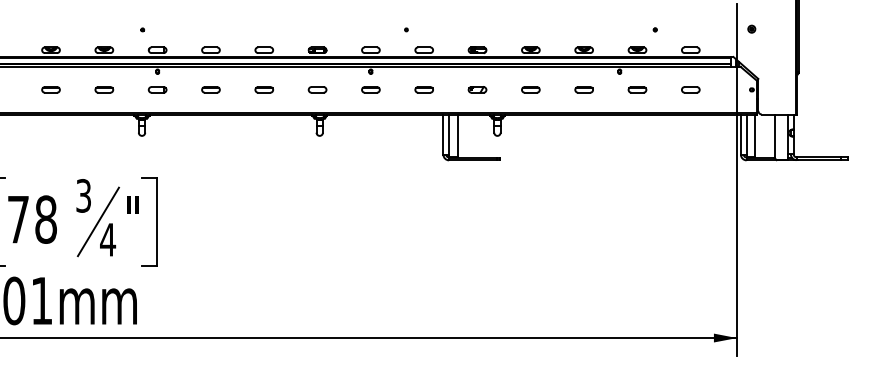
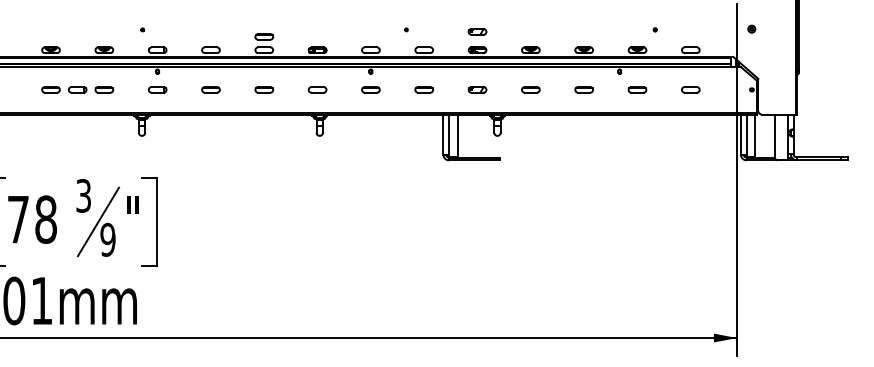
part: none -> present (477, 31)
part: none -> present (263, 36)
part: none -> present (77, 89)
text: 4 -> 9 (108, 239)
